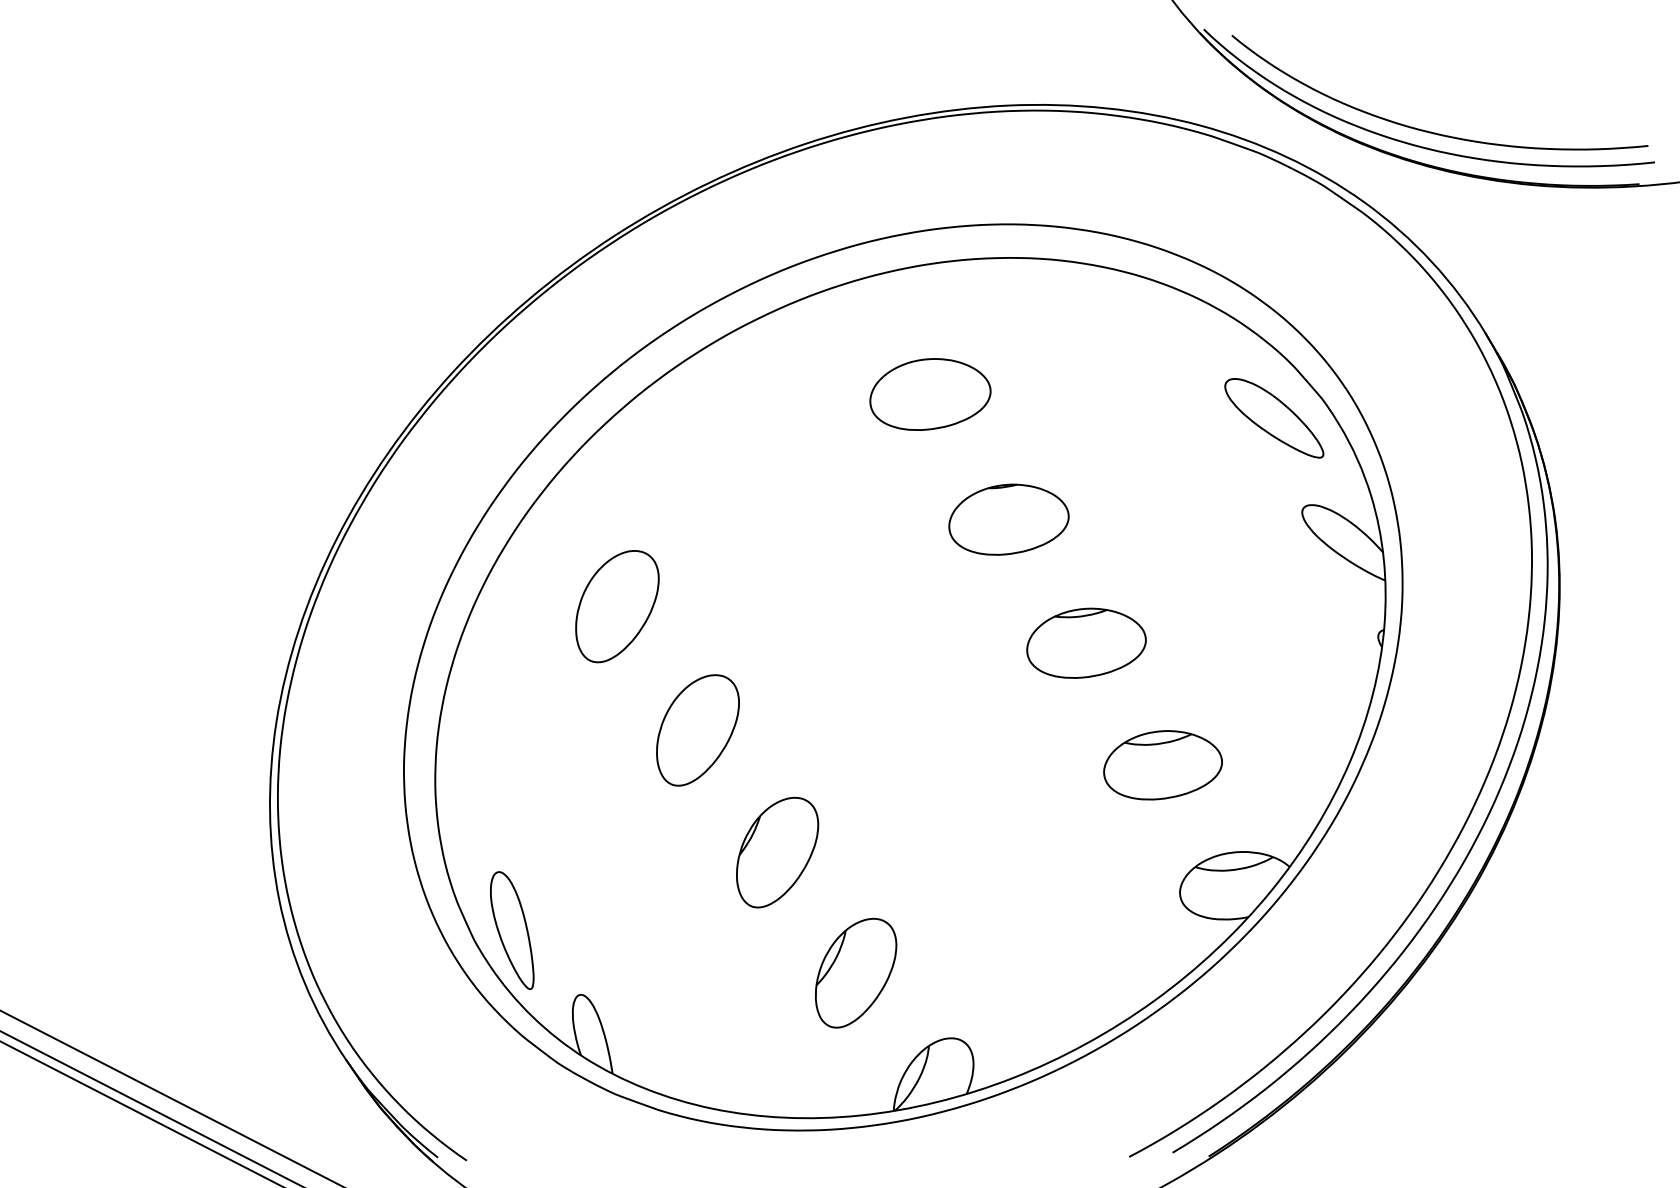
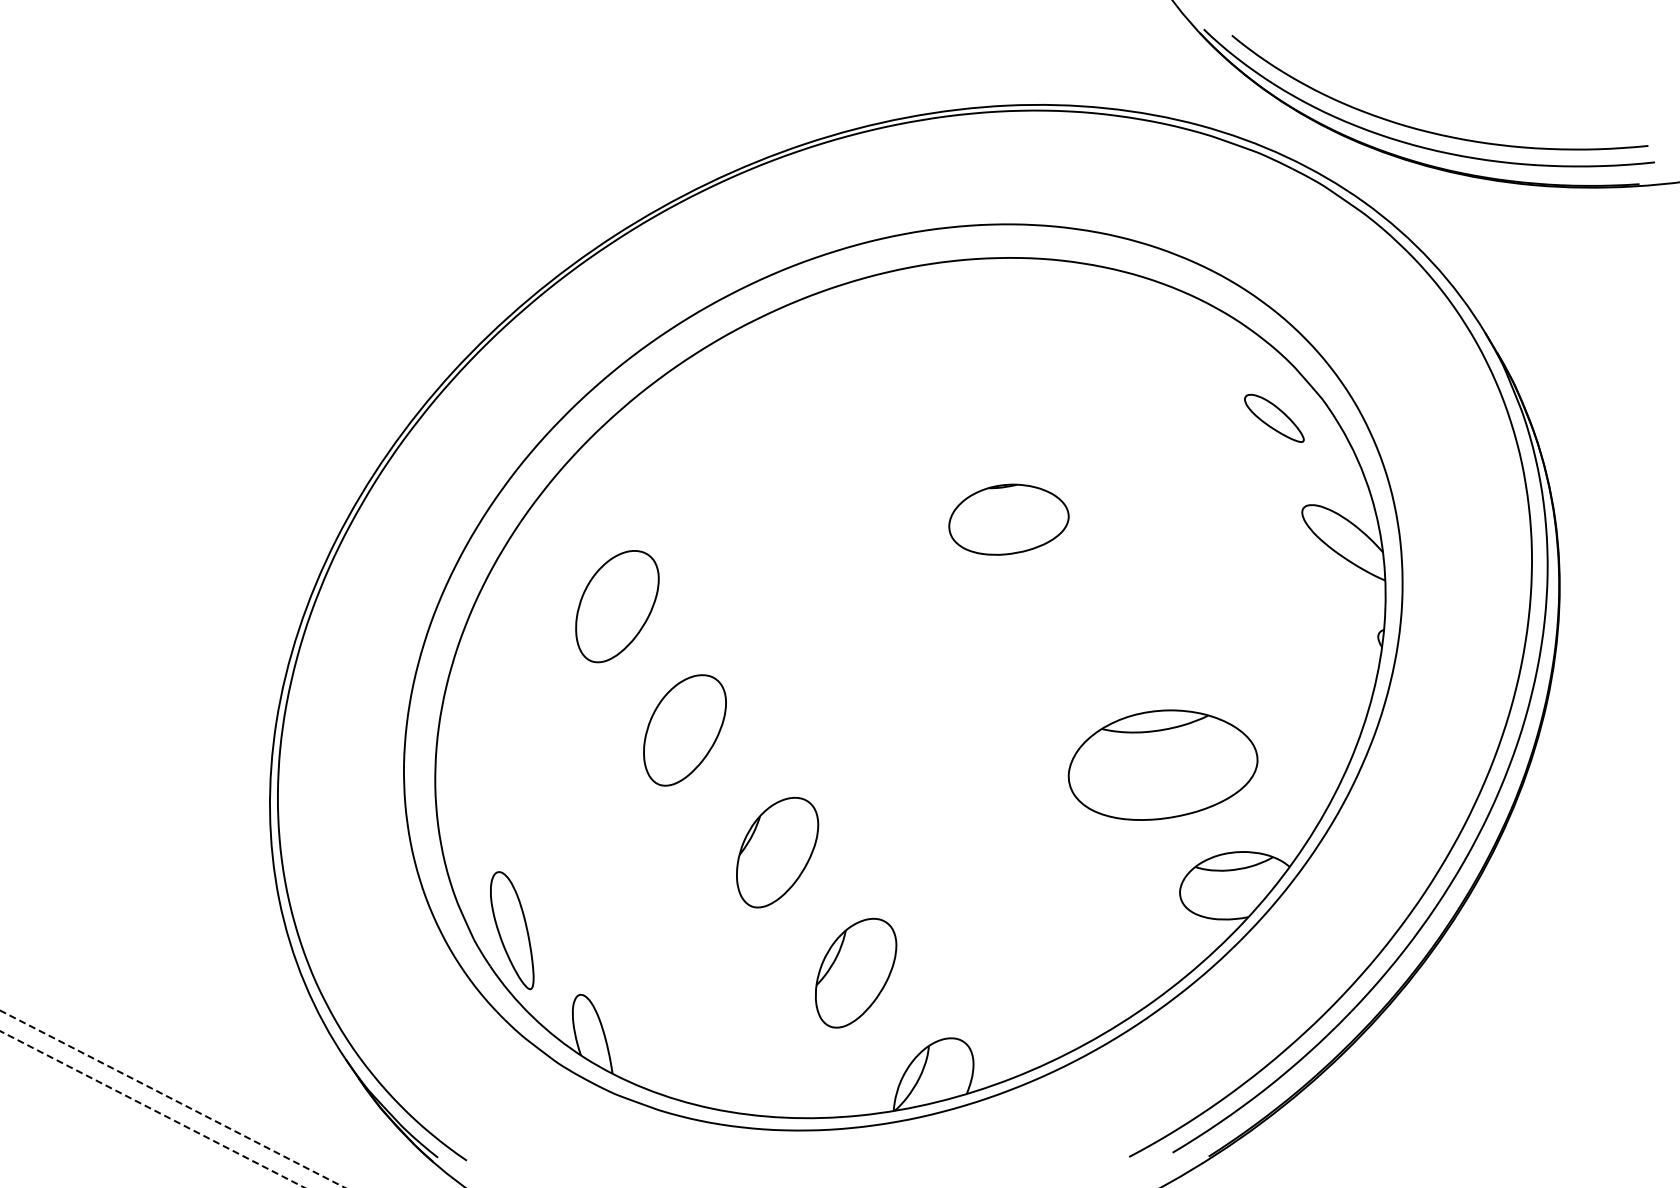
part: present -> none (930, 394)
part size: 101x81 px -> 61x50 px (1274, 417)
part: present -> none (1086, 642)
part position: (697, 730) -> (684, 730) (684, 730)
part size: 120x71 px -> 192x112 px (1162, 764)
line: solid -> dashed (173, 1099)
line: solid -> dashed (152, 1109)
line: present -> none (140, 1113)
